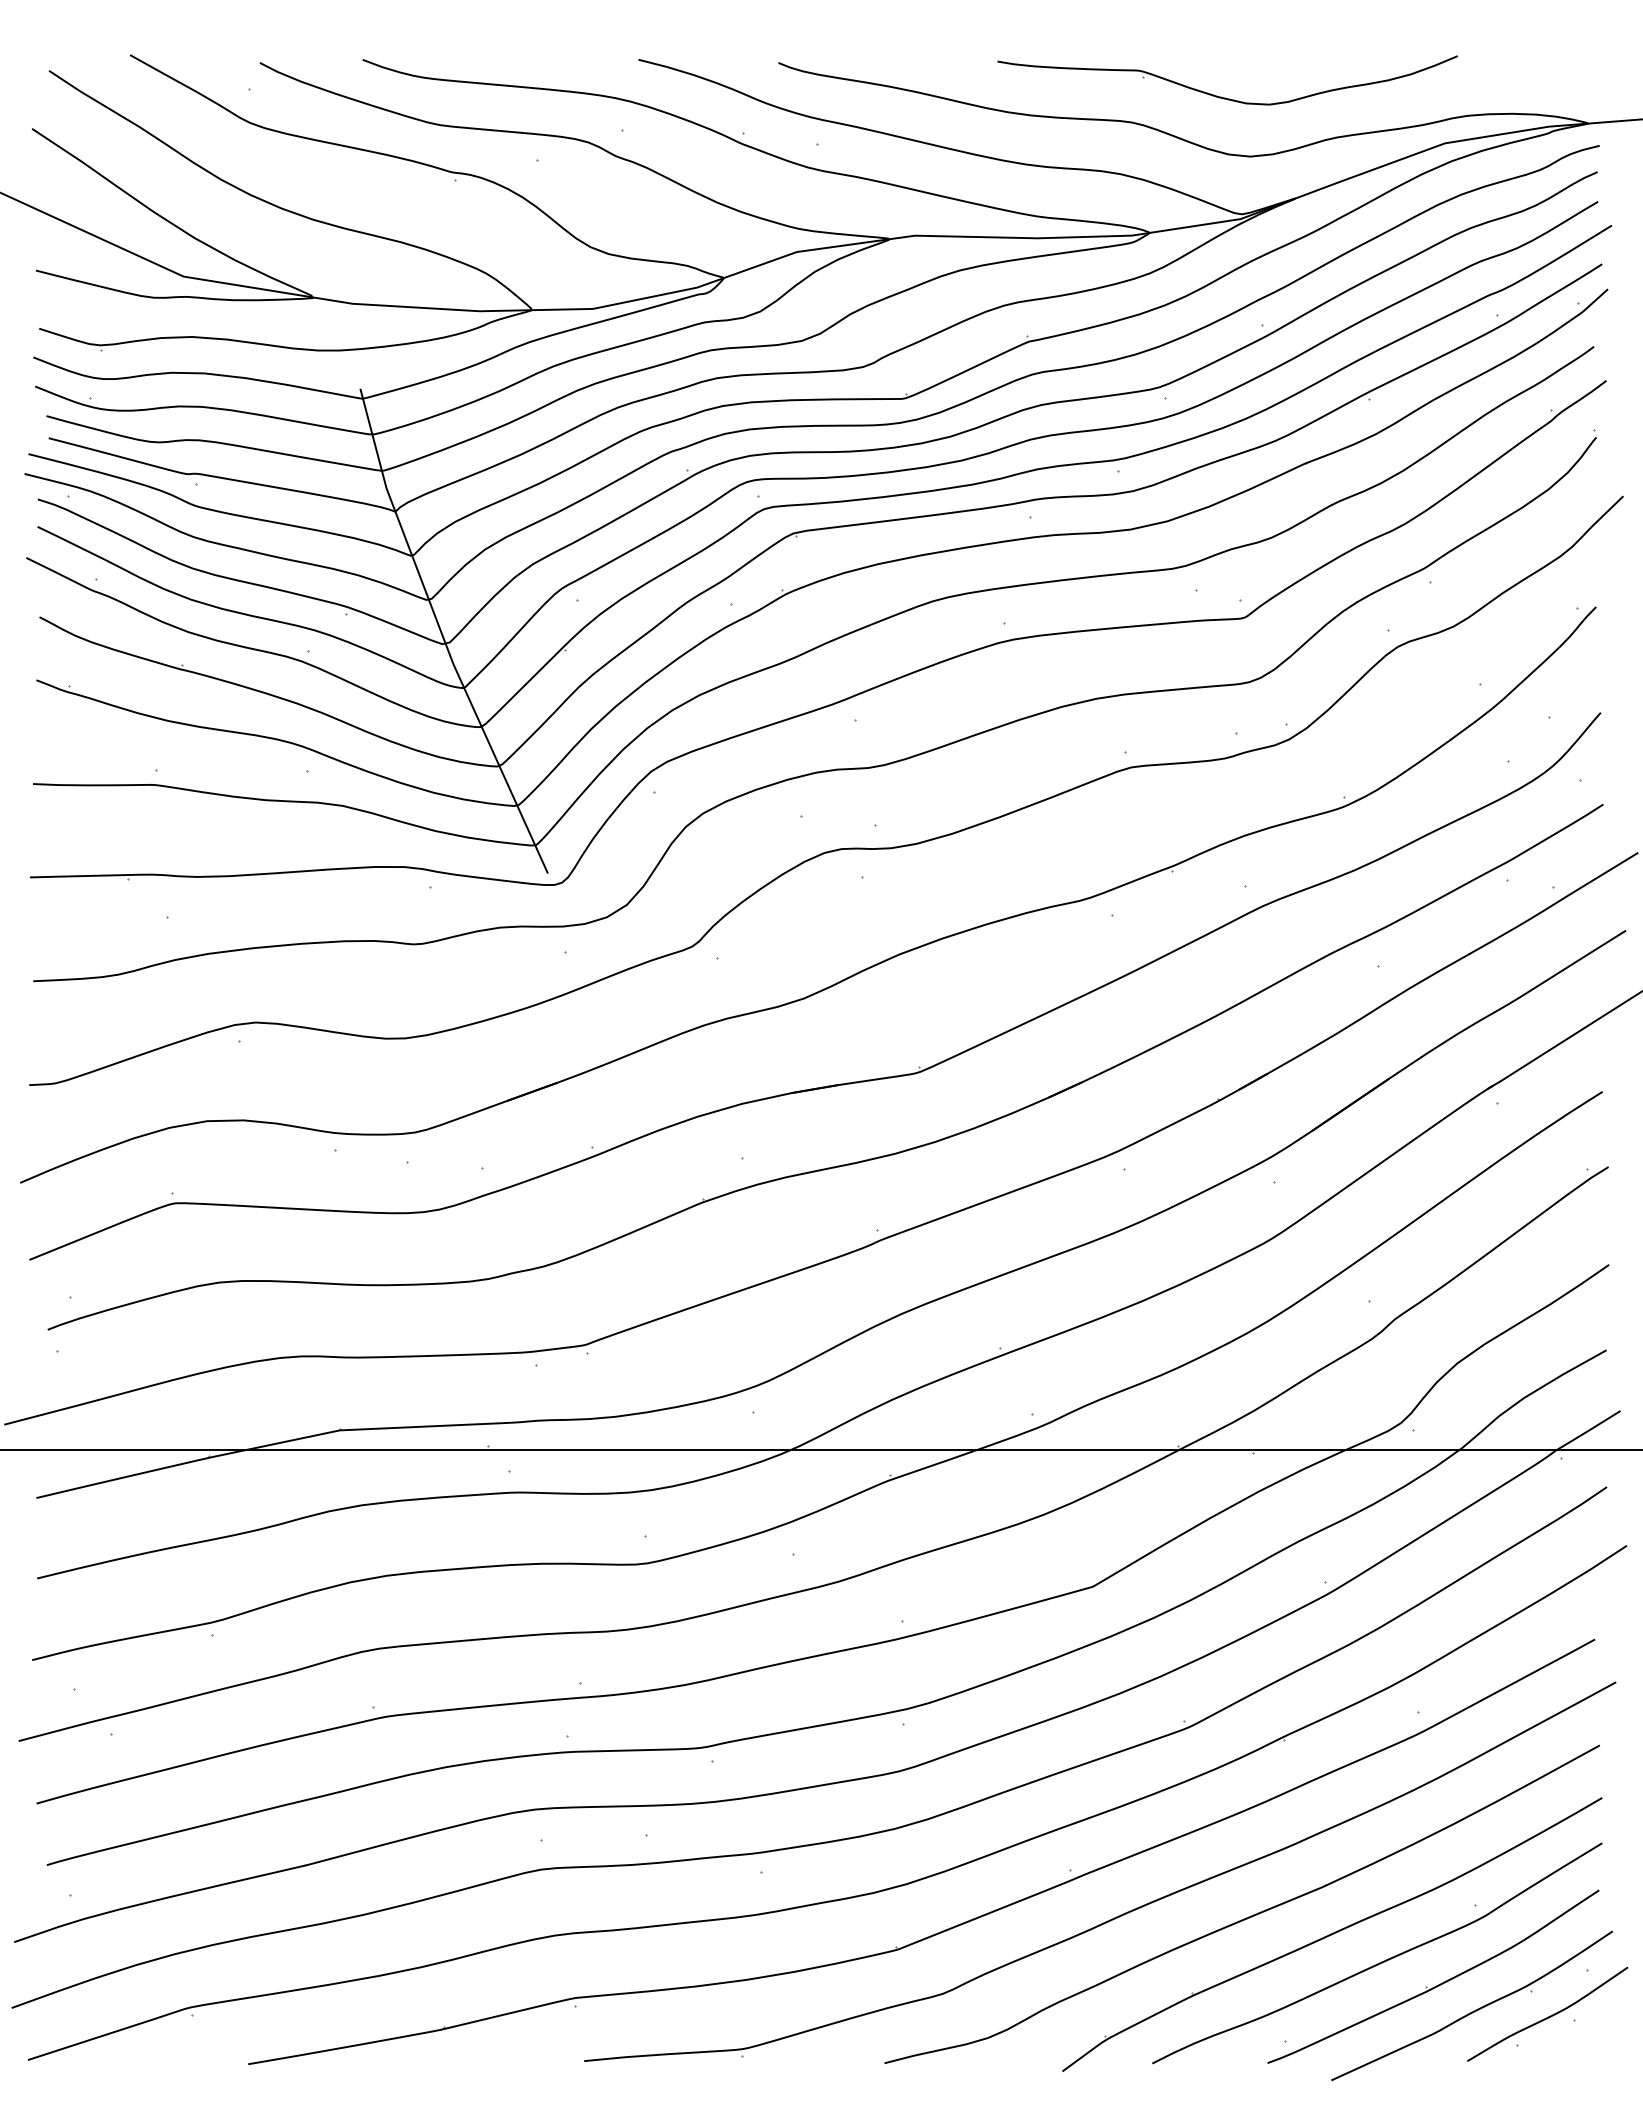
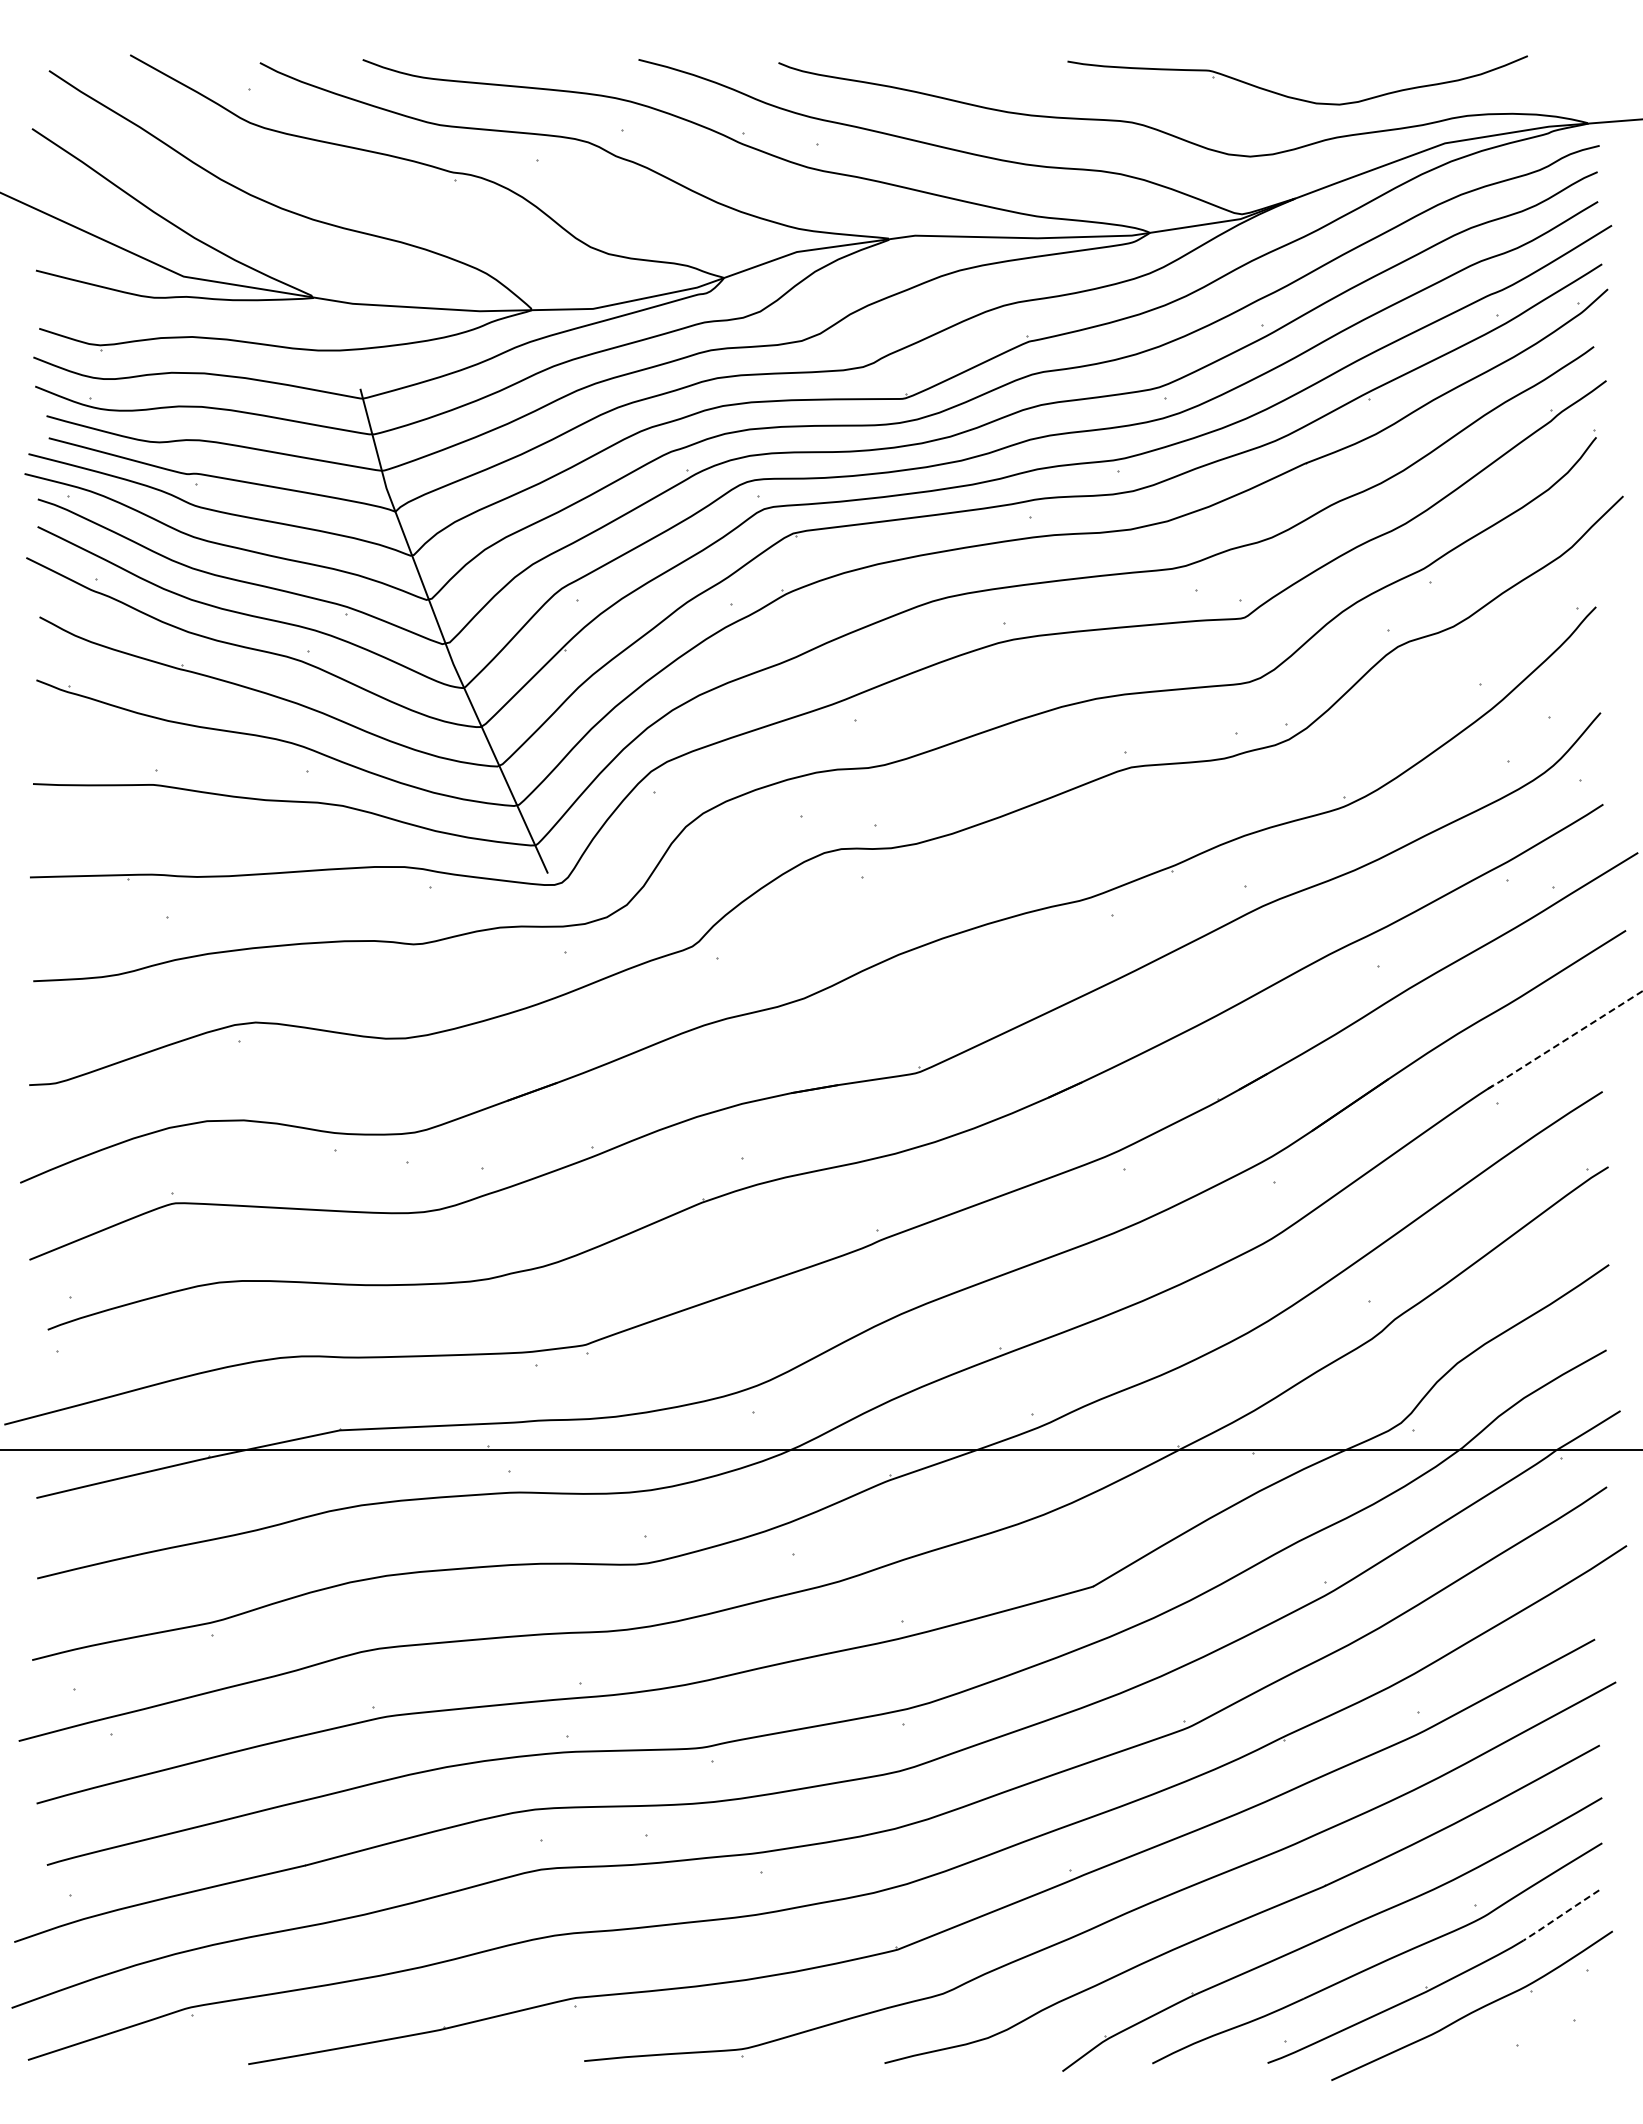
part position: (1221, 96) -> (1291, 96) (1291, 96)
line: solid -> dashed (1563, 1041)
line: solid -> dashed (1561, 1915)
curve: present -> none (1548, 2016)
